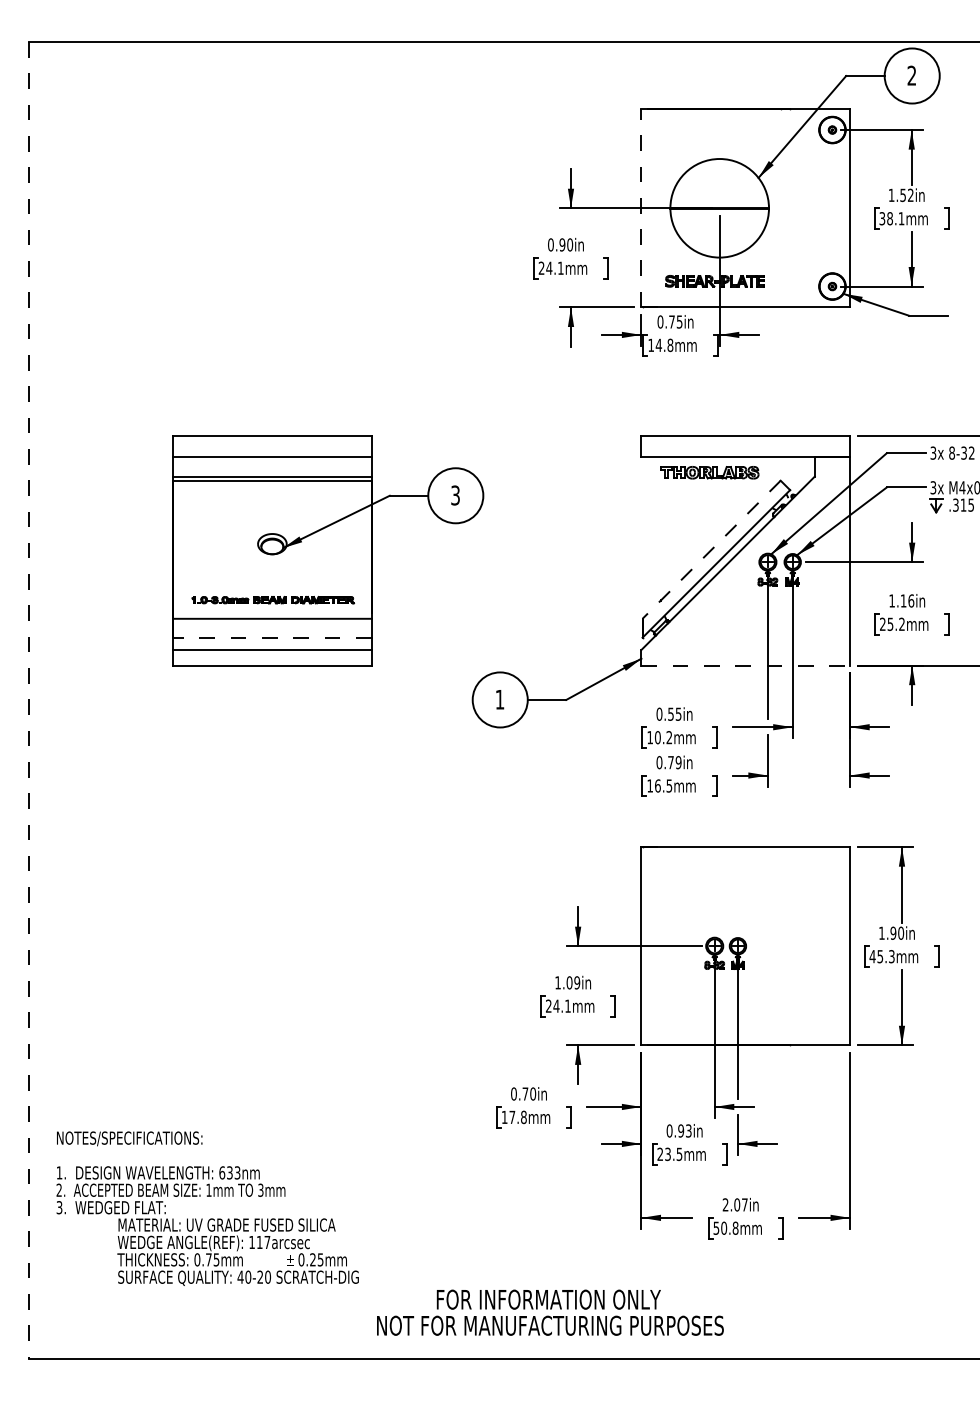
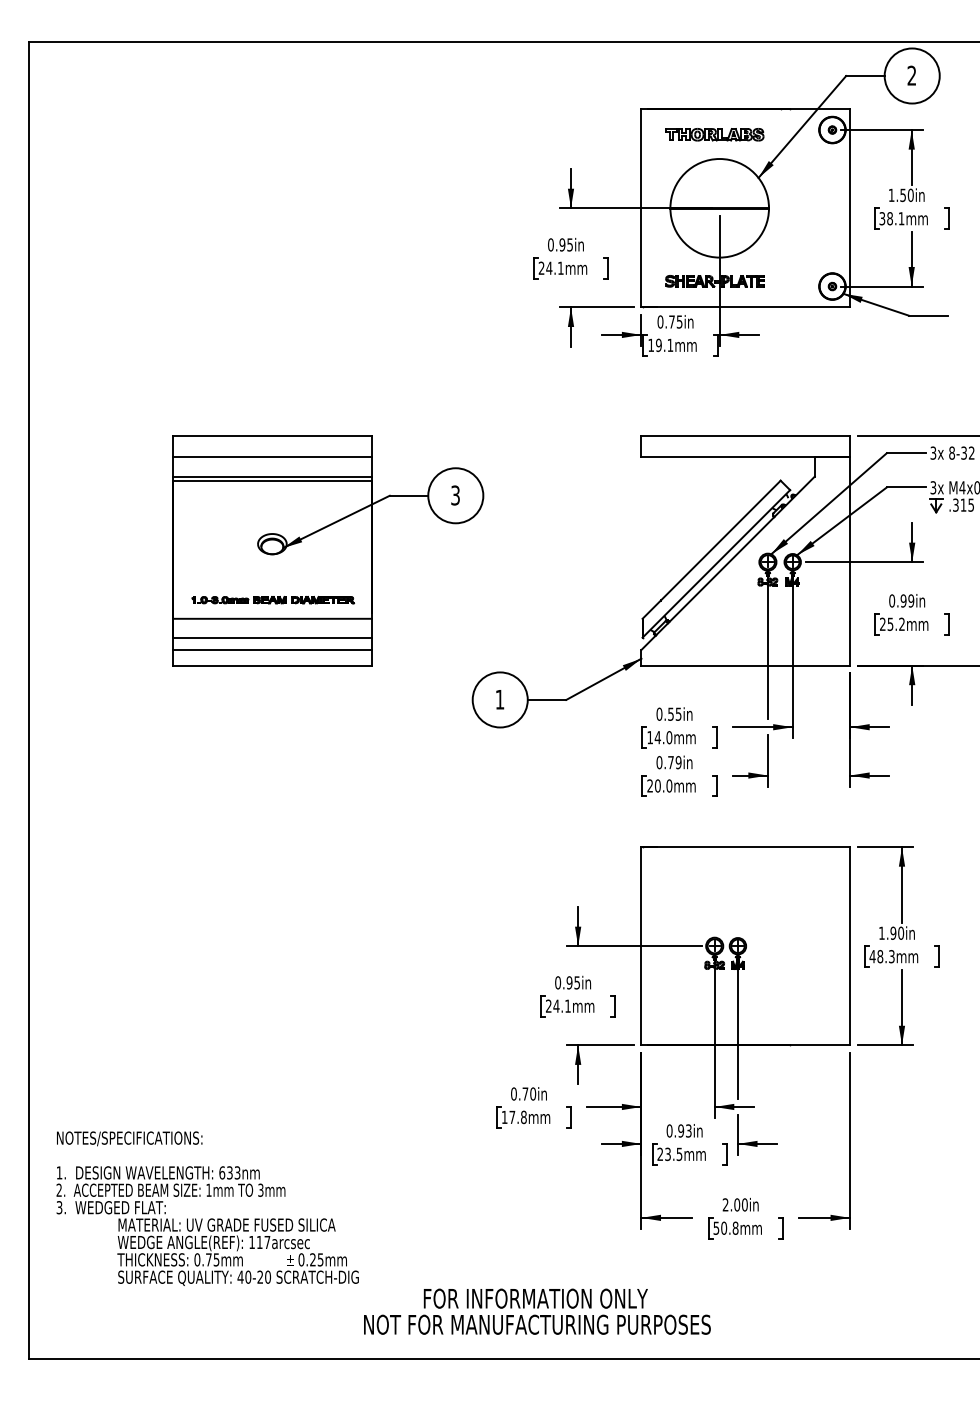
text: 1.52in -> 1.50in (910, 194)
line: dashed -> solid (641, 207)
text: 0.90in -> 0.95in (570, 244)
text: 14.8mm -> 19.1mm (664, 345)
part position: (709, 472) -> (714, 134) (714, 134)
line: dashed -> solid (711, 549)
text: 1.16in -> 0.99in (901, 600)
line: dashed -> solid (271, 637)
line: dashed -> solid (746, 665)
line: dashed -> solid (29, 700)
text: 10.2mm -> 14.0mm (663, 737)
text: 16.5mm -> 20.0mm (659, 785)
text: 45.3mm -> 48.3mm (880, 956)
text: 1.09in -> 0.95in (567, 982)
text: 2.07in -> 2.00in (744, 1204)
text position: (550, 1312) -> (537, 1311) (537, 1311)
